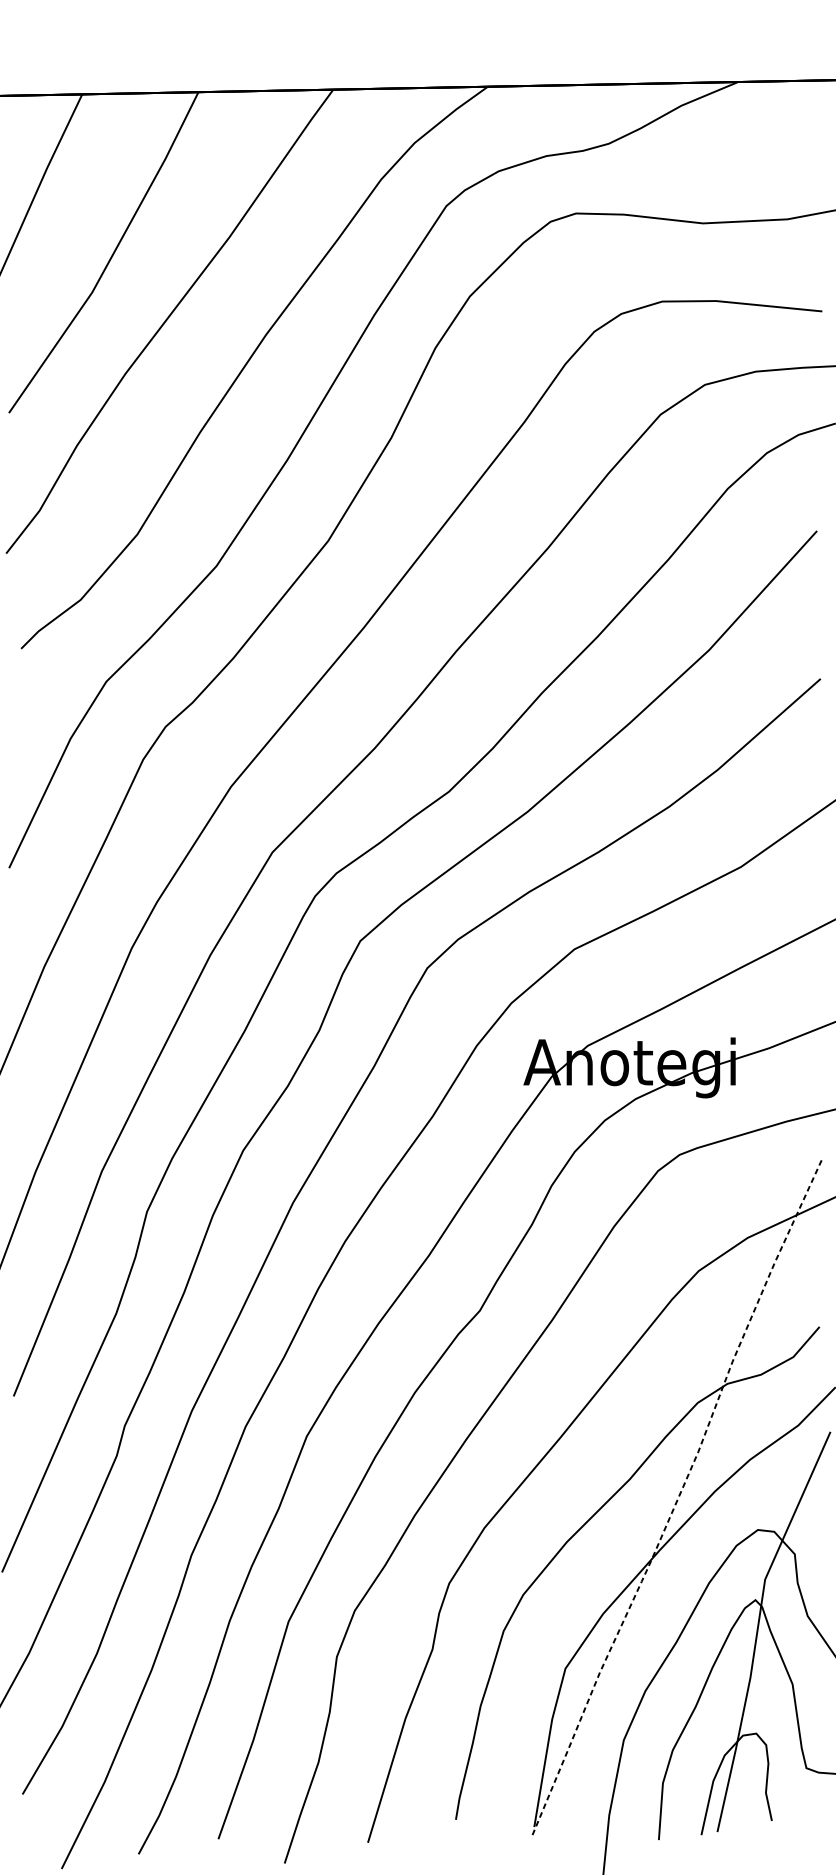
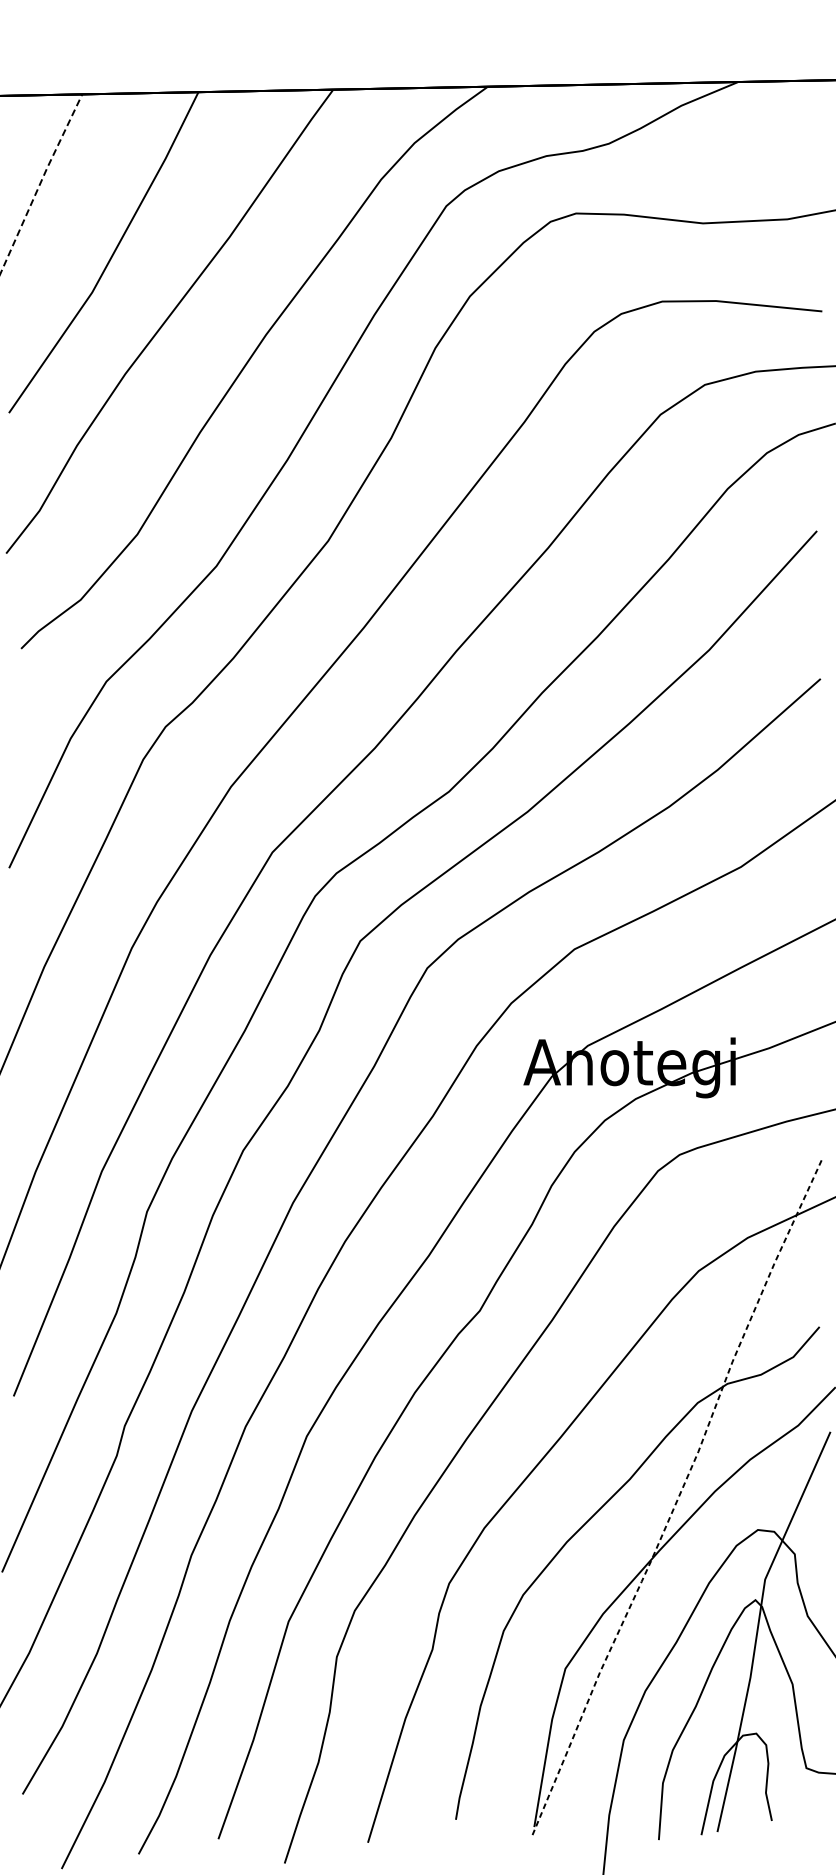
line: solid -> dashed (40, 183)
